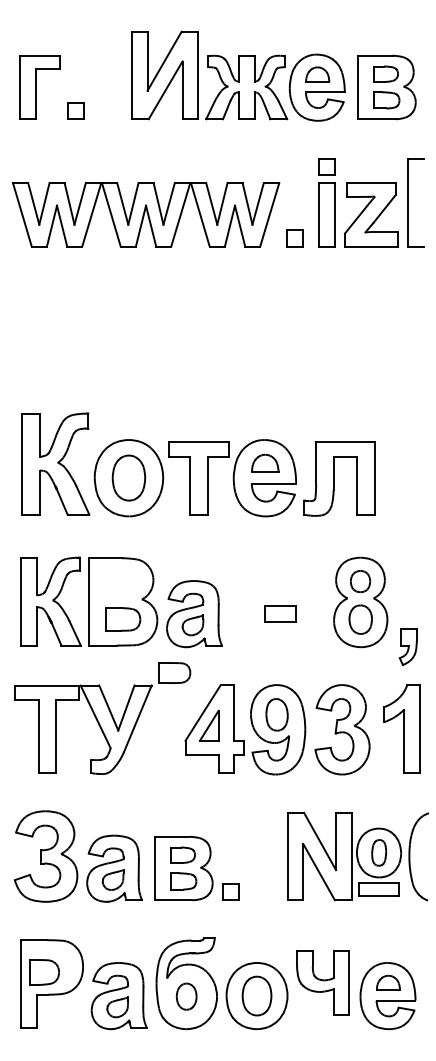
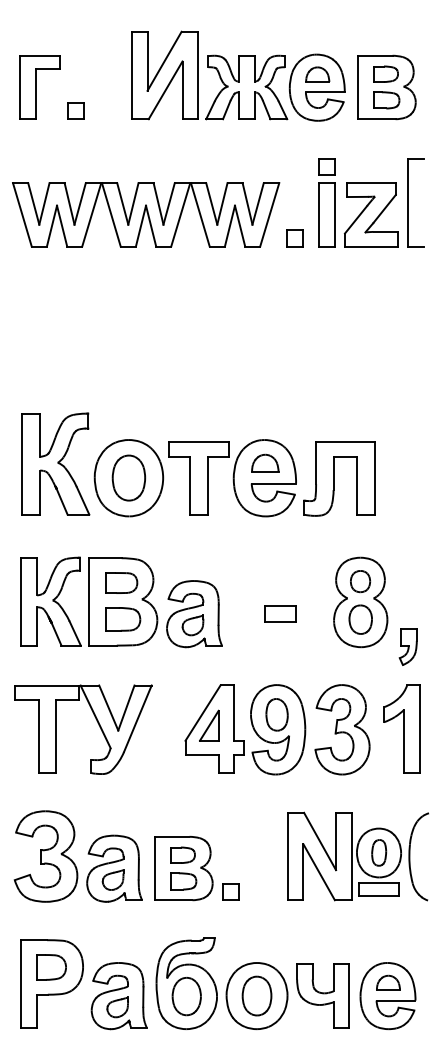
part position: (174, 672) -> (121, 582) (121, 582)
part position: (44, 972) -> (51, 967) (51, 967)
part position: (322, 982) -> (322, 995) (322, 995)
part size: 23x29 px -> 31x40 px (186, 996)
